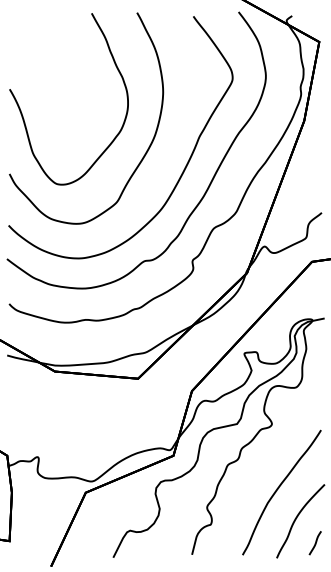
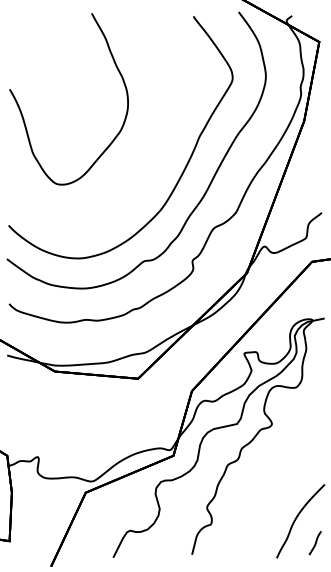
curve: present -> none (143, 155)
curve: present -> none (278, 489)
